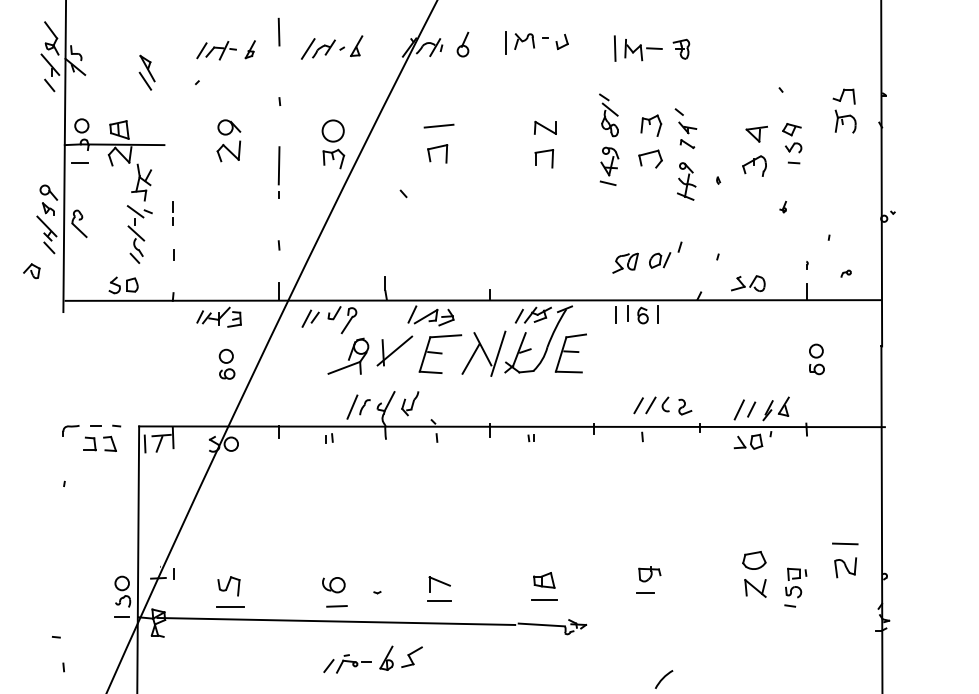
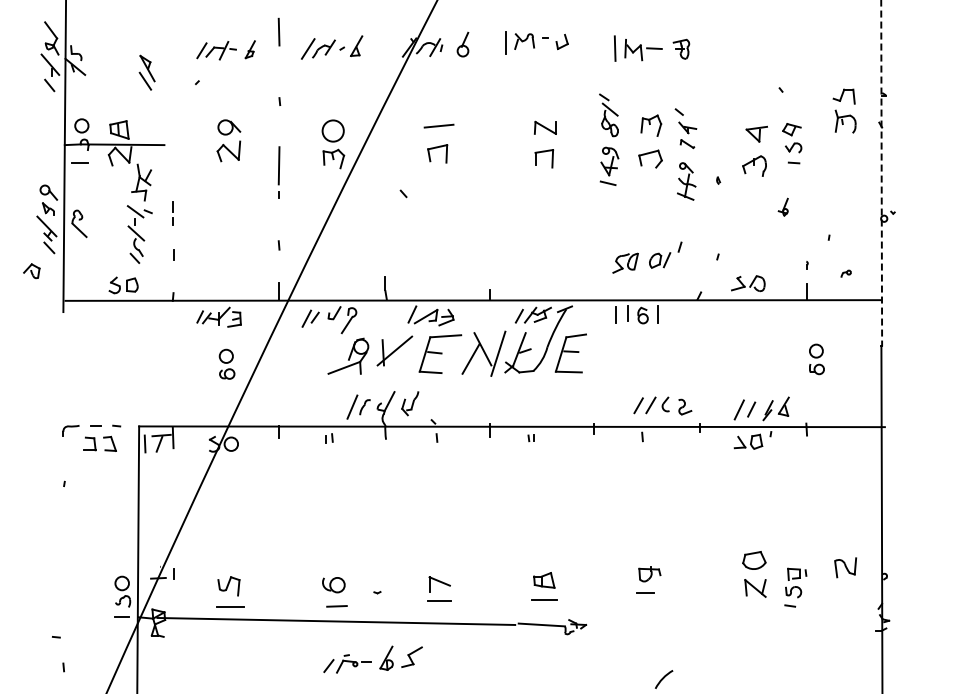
line: solid -> dashed (881, 173)
part size: 8x14 px -> 12x20 px (782, 206)
line: present -> none (845, 543)
